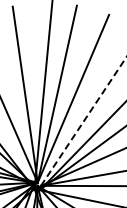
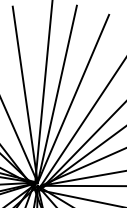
line: dashed -> solid (84, 120)
